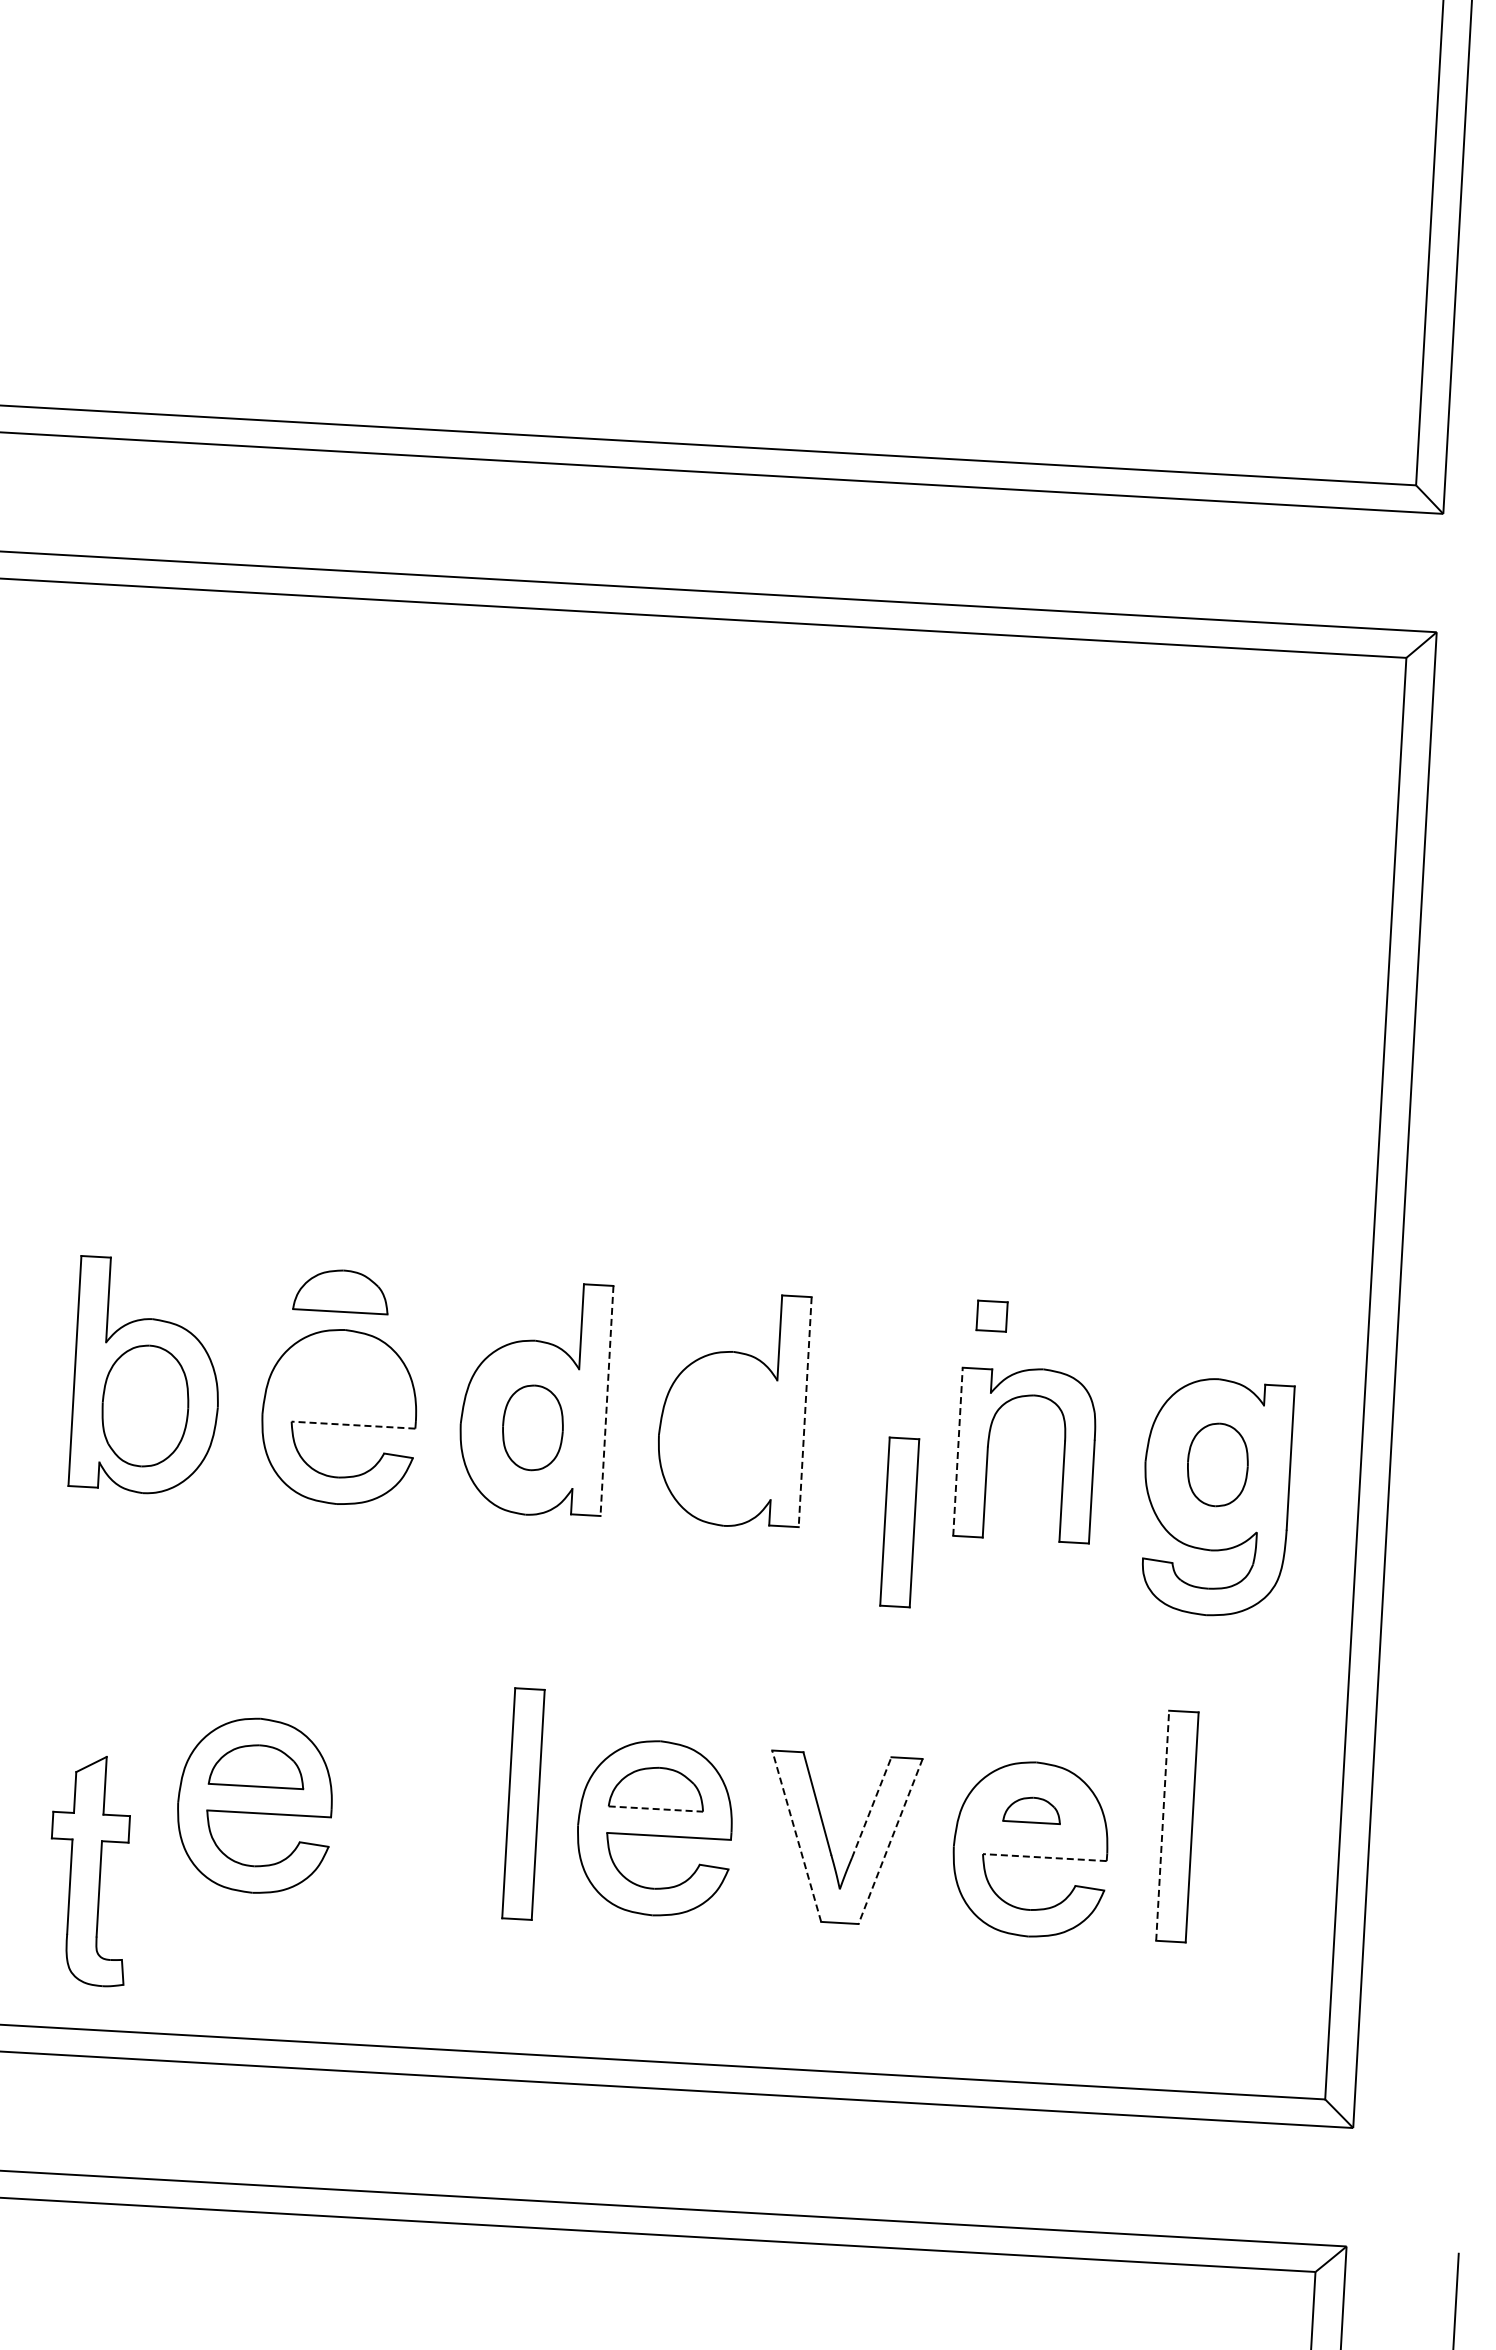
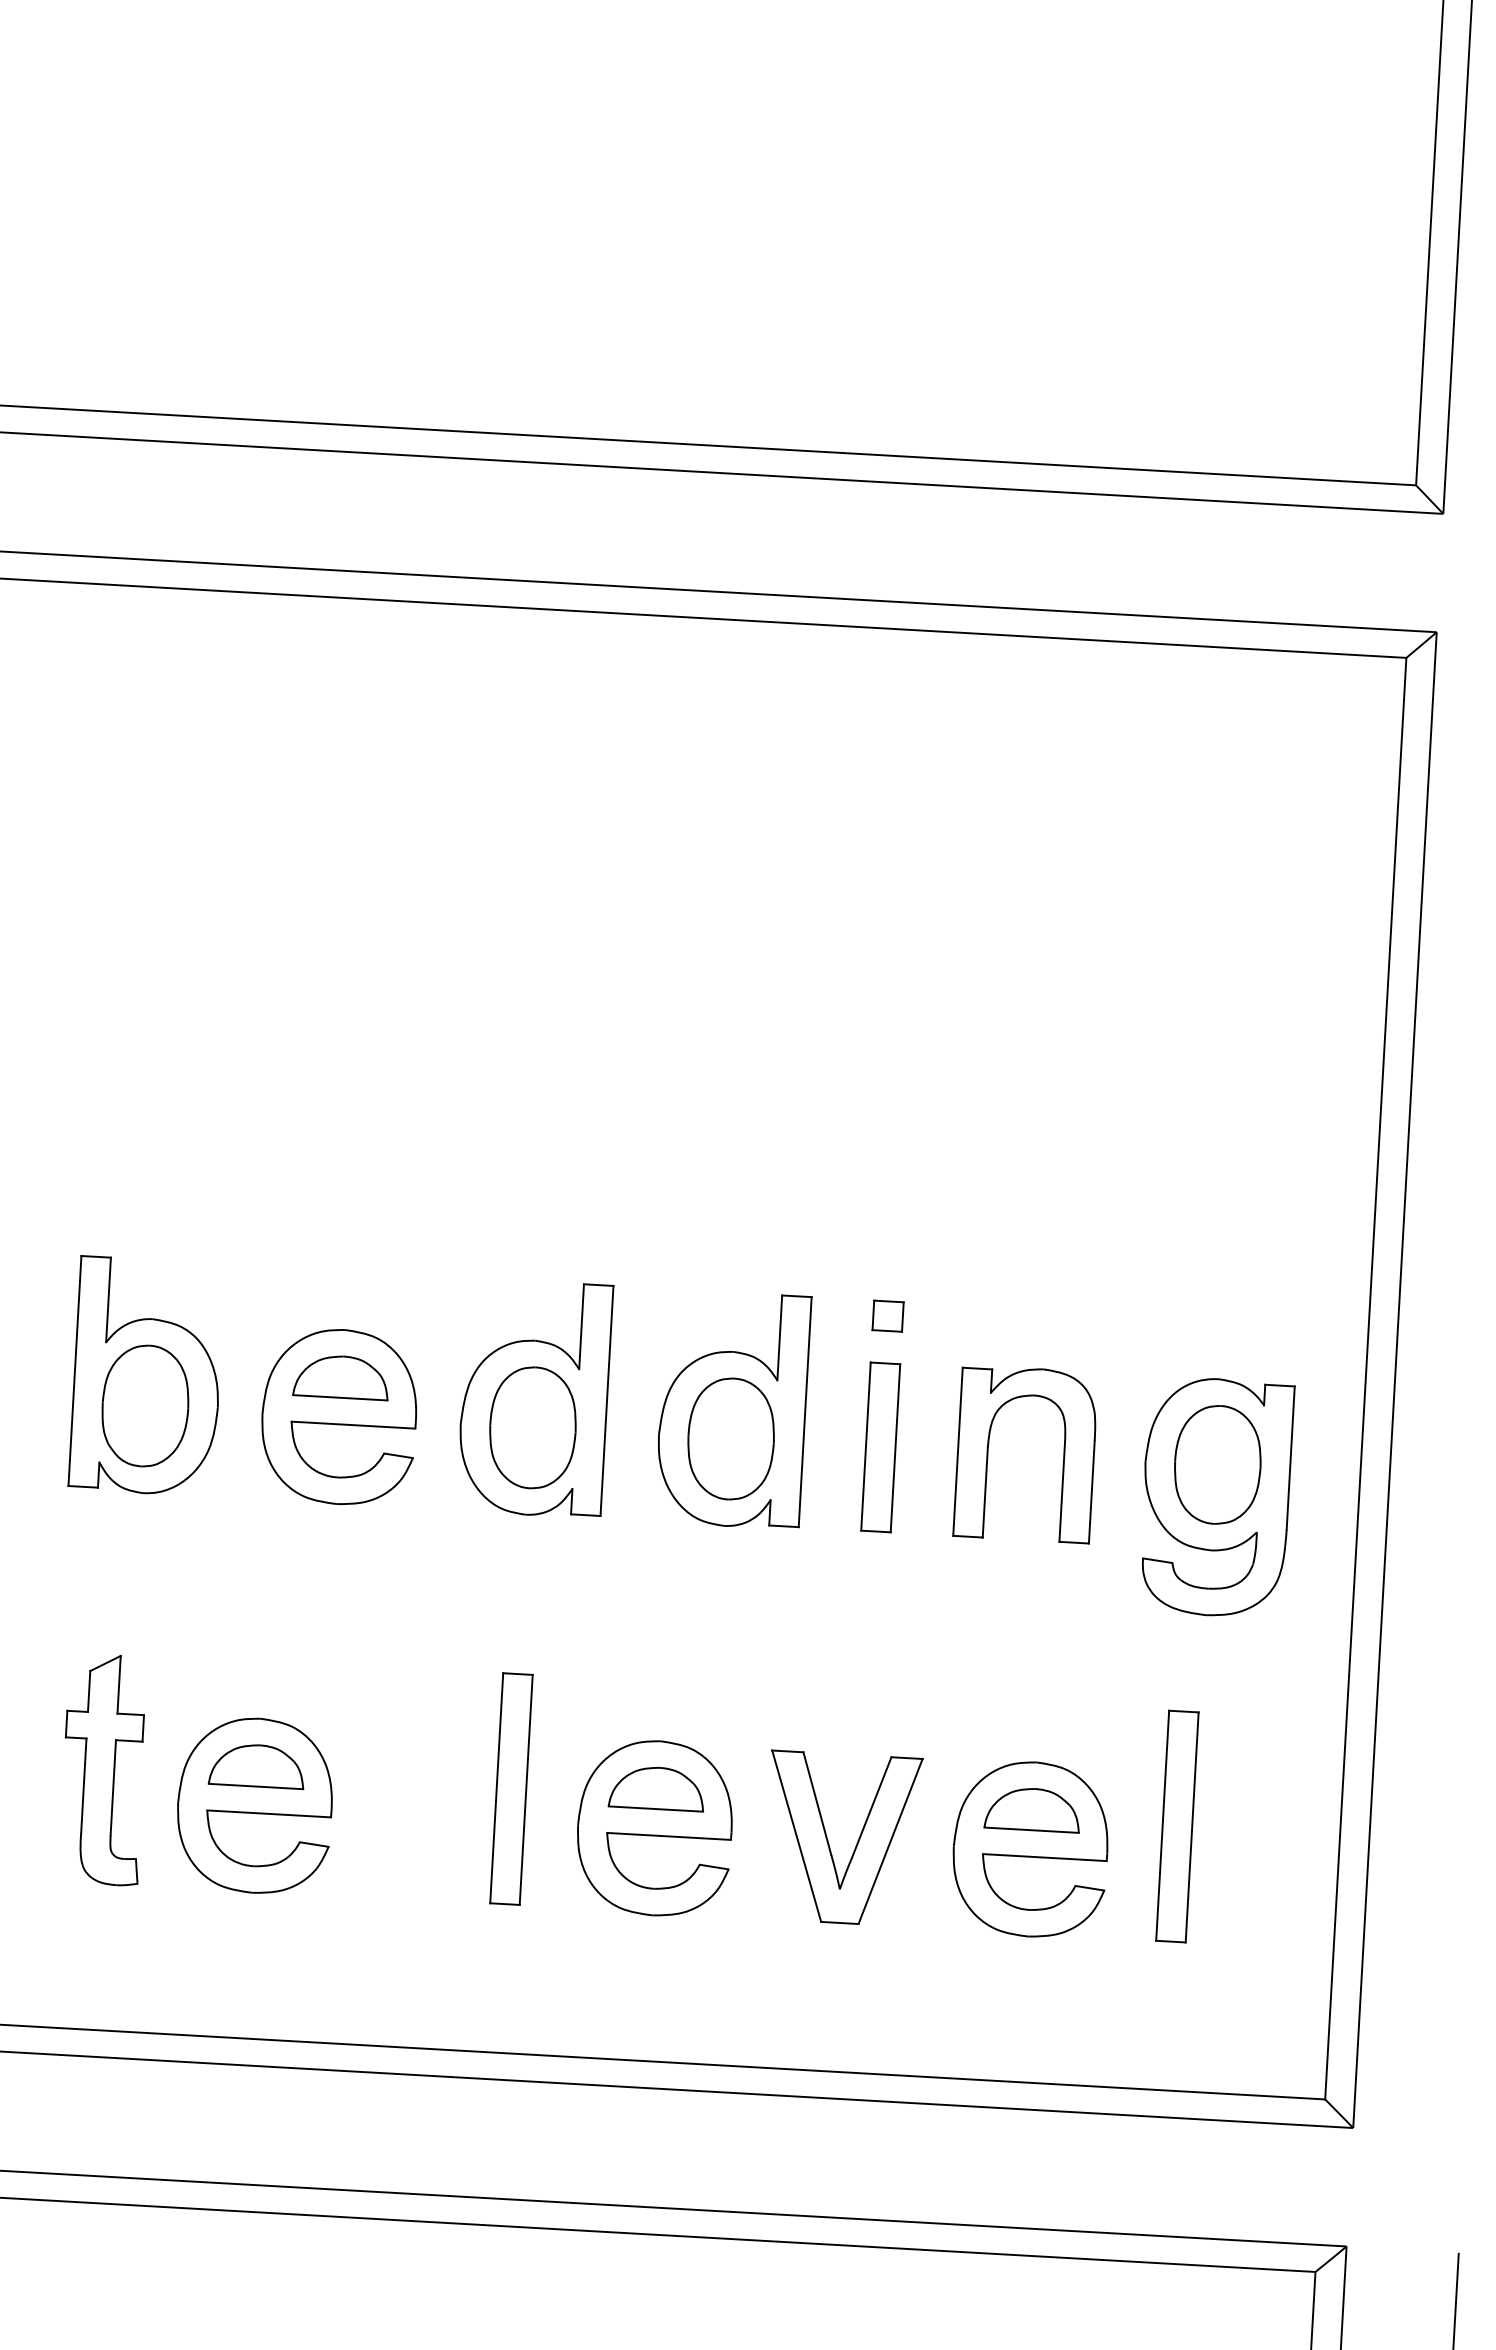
part position: (340, 1292) -> (340, 1378) (340, 1378)
part position: (991, 1315) -> (887, 1315) (887, 1315)
line: dashed -> solid (606, 1401)
line: dashed -> solid (805, 1412)
line: dashed -> solid (353, 1425)
part size: 62x88 px -> 88x124 px (532, 1427)
part: none -> present (730, 1438)
line: dashed -> solid (958, 1451)
part size: 62x86 px -> 88x120 px (1217, 1464)
part position: (899, 1522) -> (880, 1447) (880, 1447)
part position: (523, 1803) -> (511, 1788) (511, 1788)
line: dashed -> solid (871, 1807)
line: dashed -> solid (656, 1809)
part size: 59x29 px -> 97x46 px (1031, 1810)
line: dashed -> solid (1162, 1825)
line: dashed -> solid (796, 1835)
line: dashed -> solid (890, 1841)
line: dashed -> solid (1044, 1857)
part position: (90, 1871) -> (104, 1770) (104, 1770)
